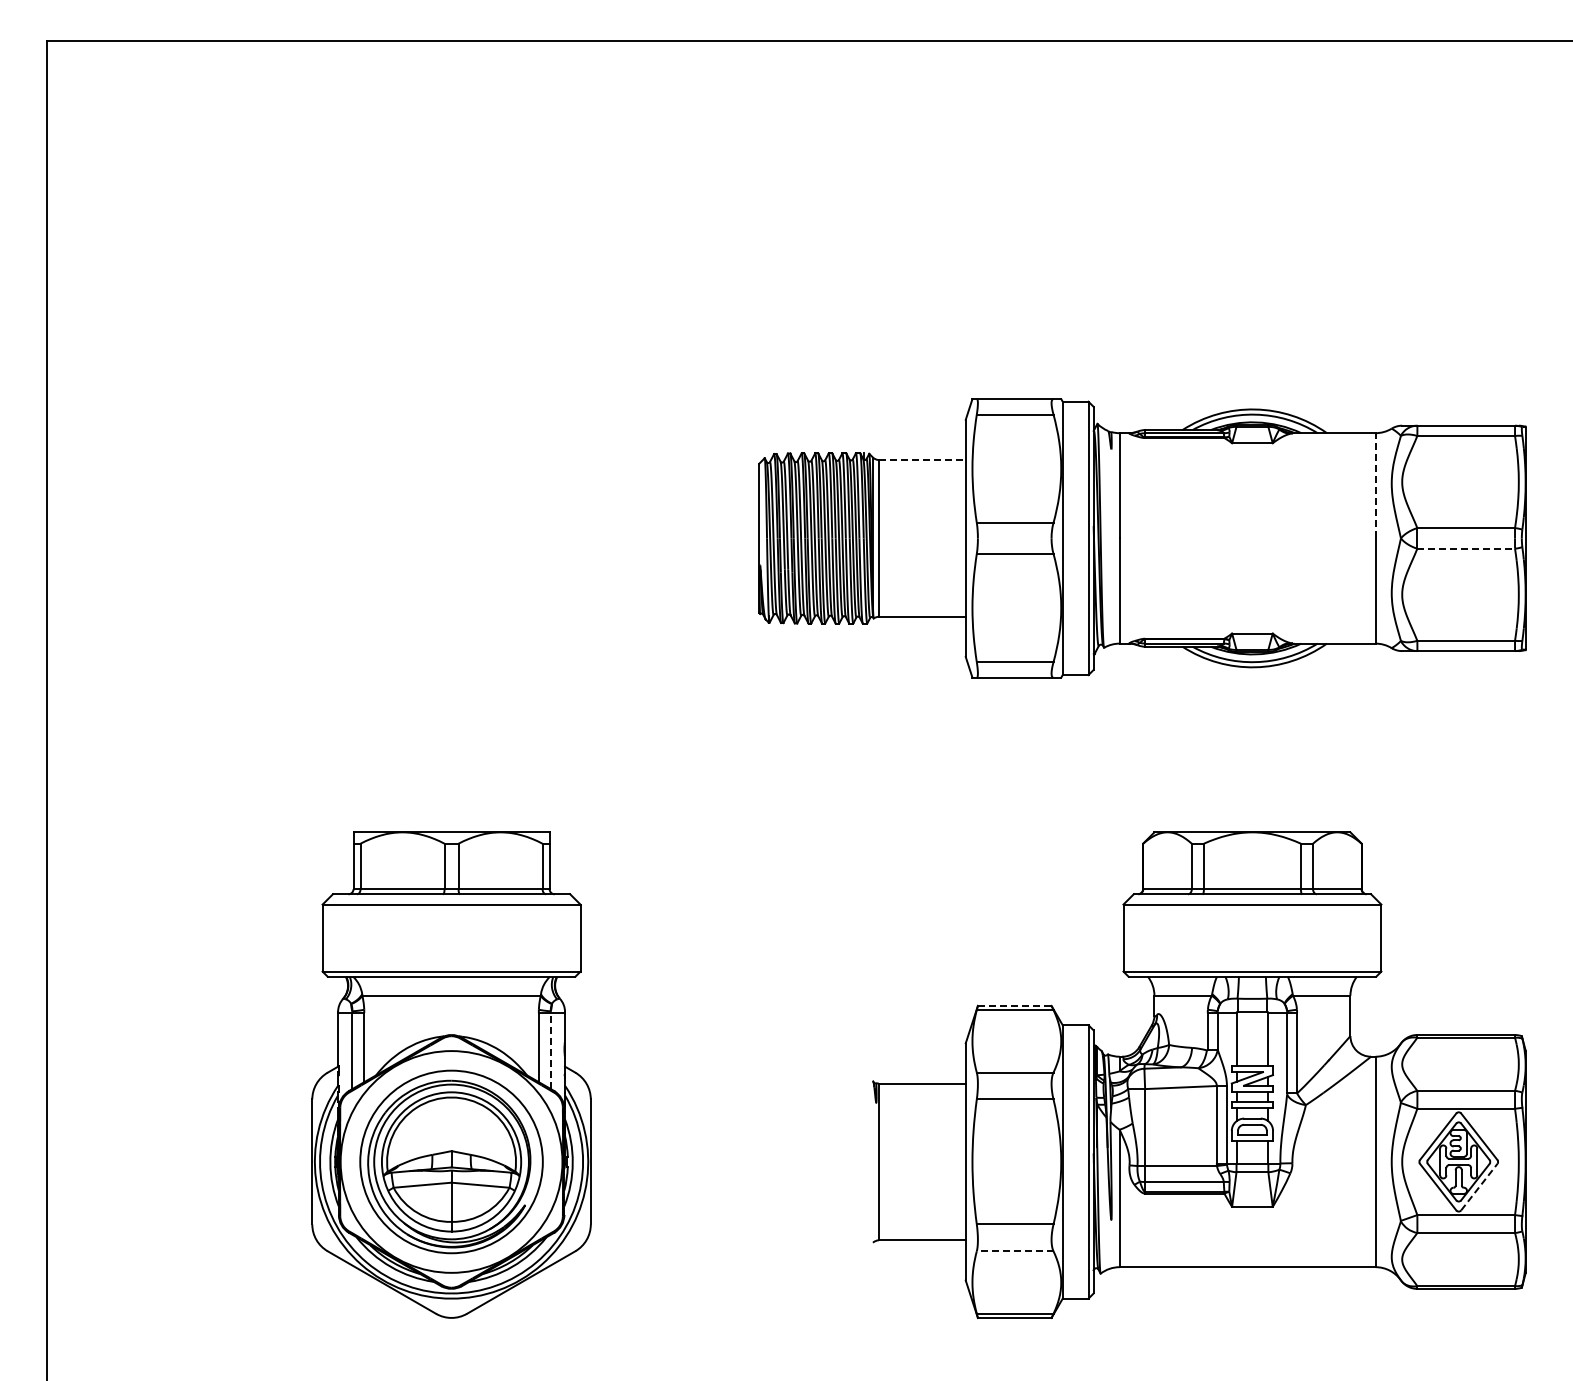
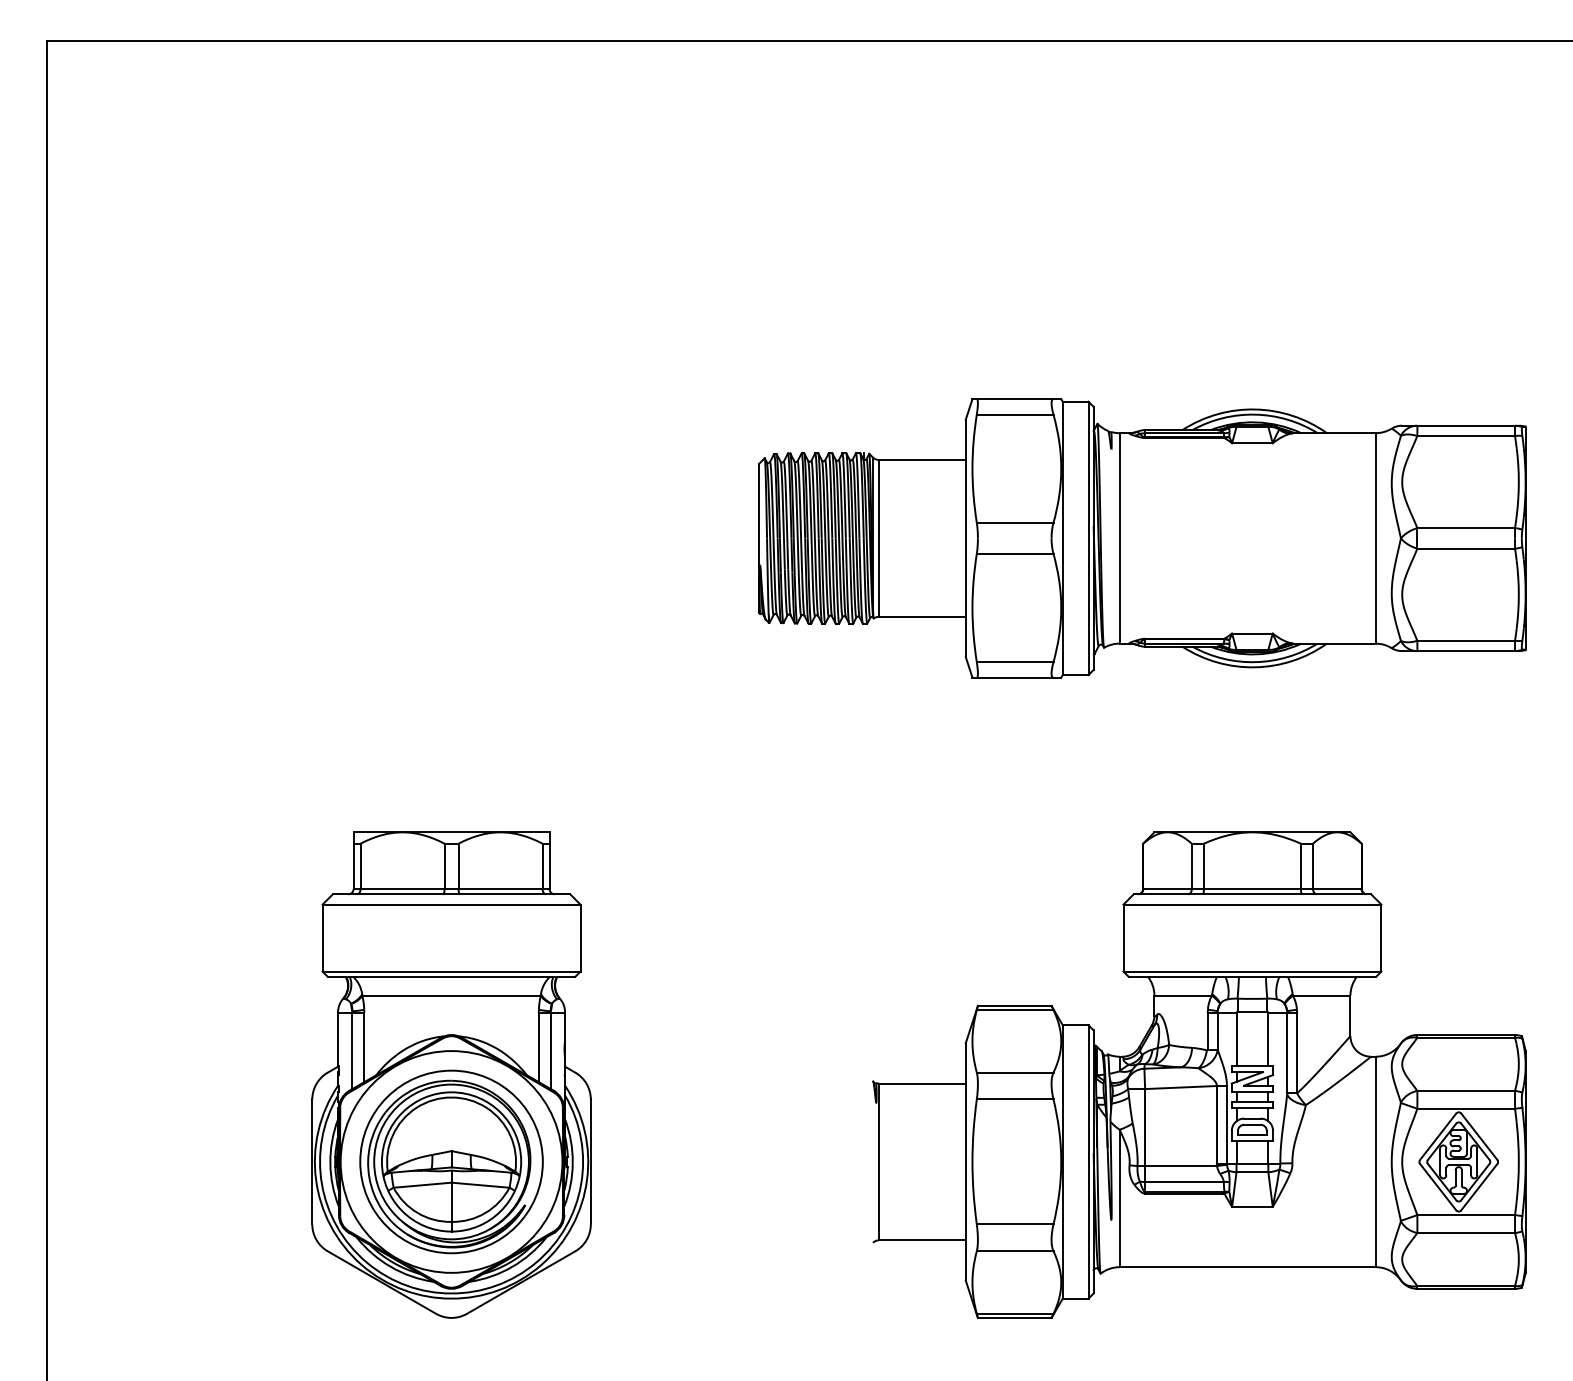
line: dashed -> solid (922, 460)
line: dashed -> solid (1375, 485)
line: dashed -> solid (1466, 548)
line: dashed -> solid (1014, 1005)
line: dashed -> solid (550, 1050)
line: dashed -> solid (1479, 1187)
line: dashed -> solid (1014, 1251)
